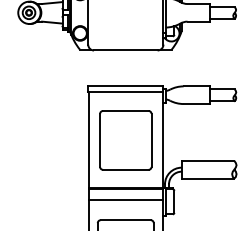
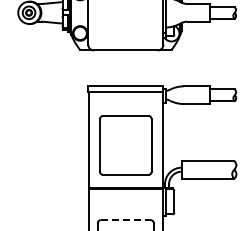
part position: (125, 140) -> (125, 145) (125, 145)
line: present -> none (125, 199)
line: solid -> dashed (126, 220)
